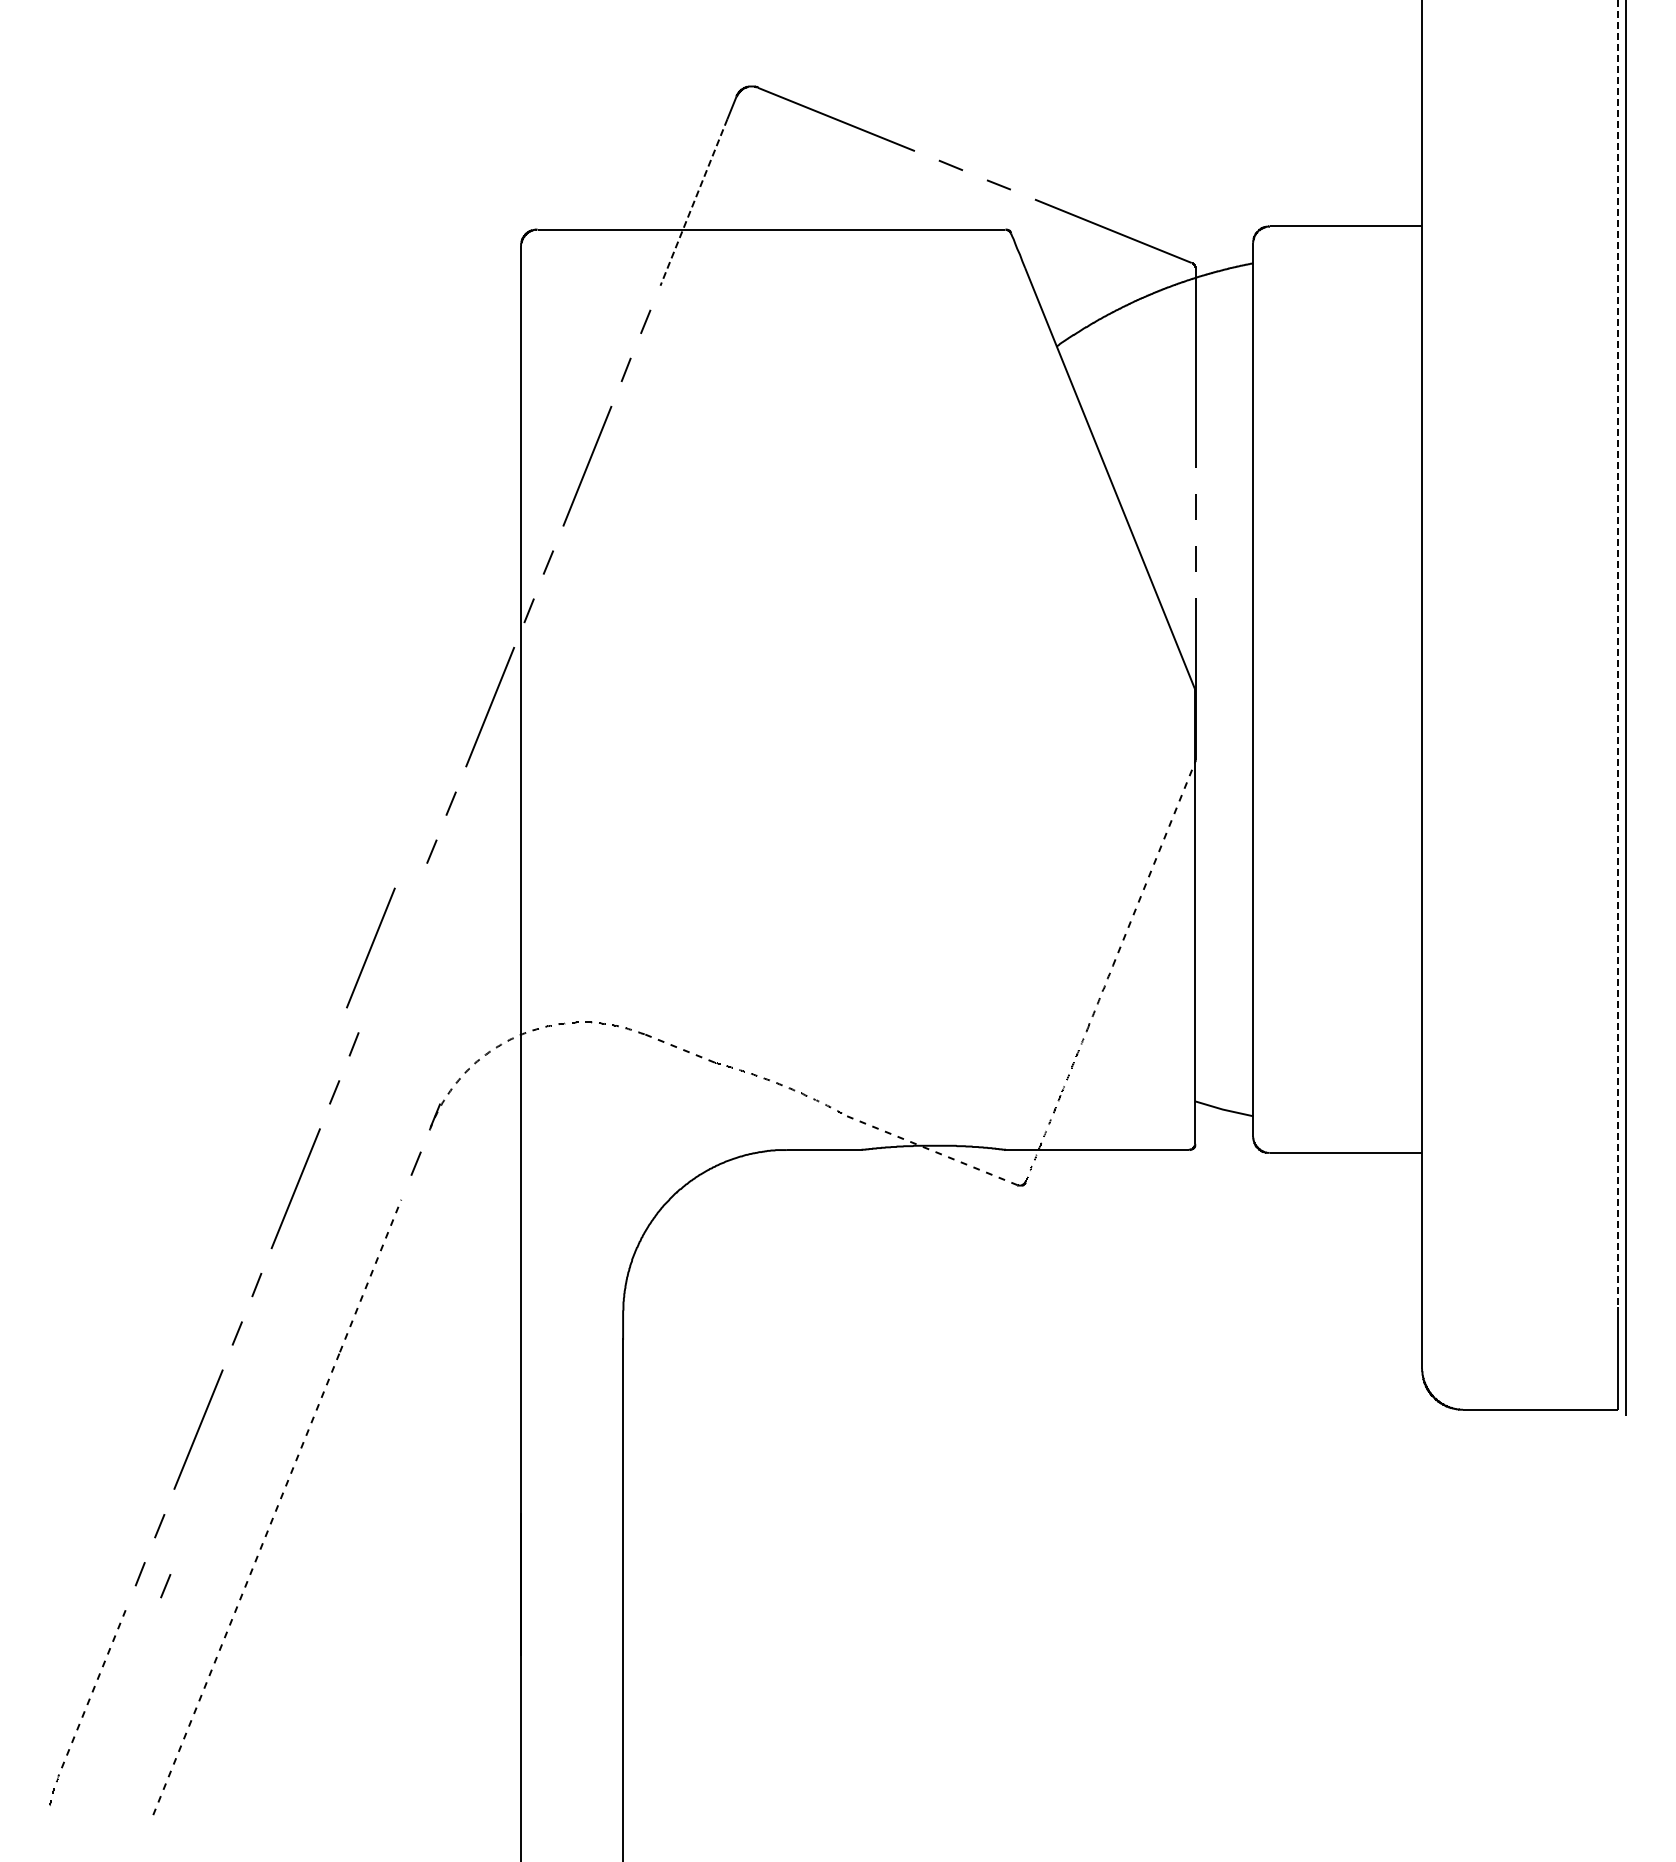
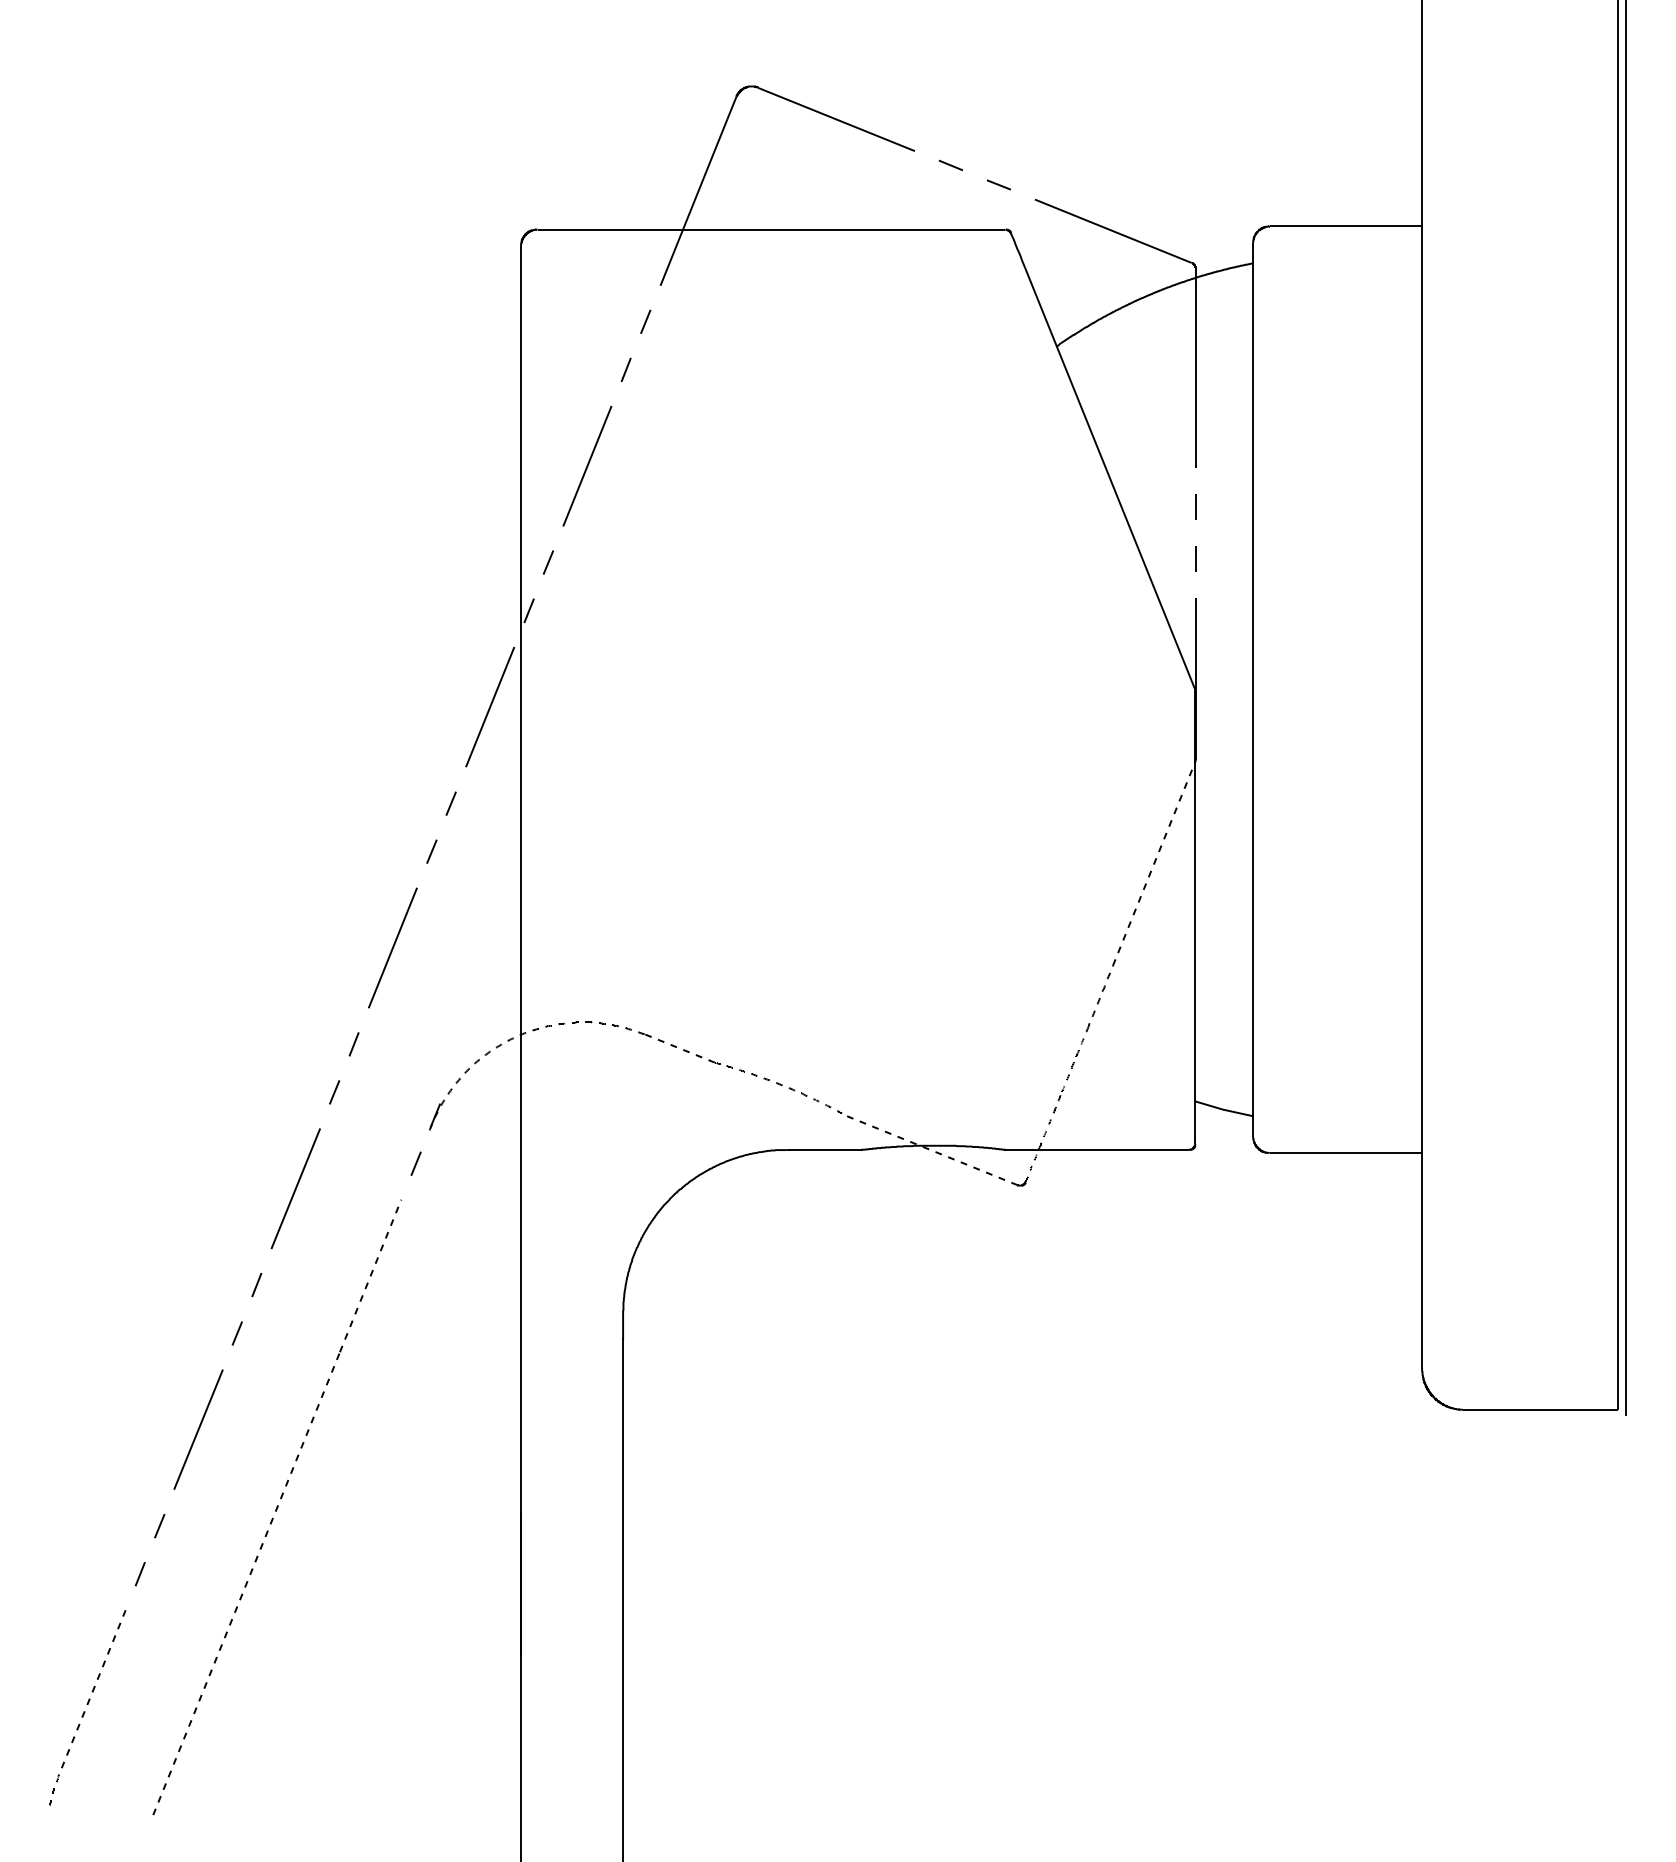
line: dashed -> solid (693, 202)
line: dashed -> solid (1618, 654)
line position: (370, 947) -> (392, 947) (392, 947)
line: present -> none (165, 1586)
